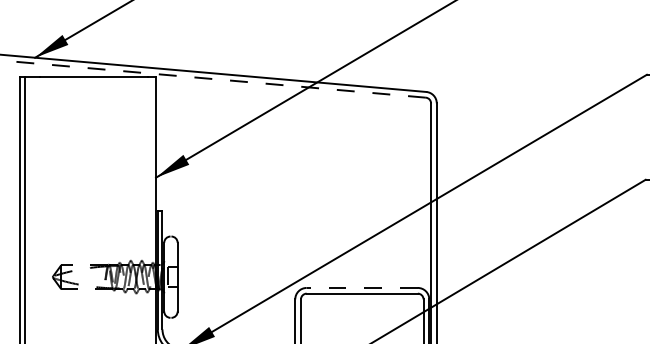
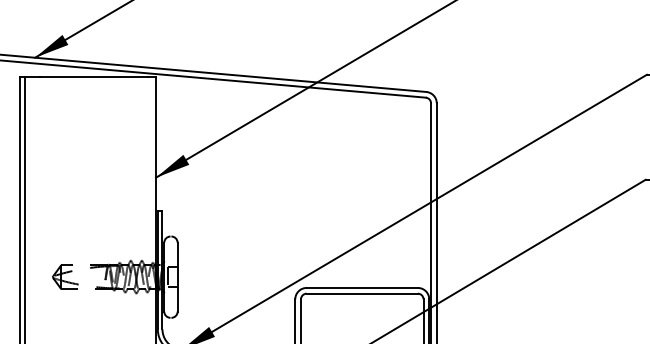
line: dashed -> solid (212, 79)
line: dashed -> solid (362, 287)
